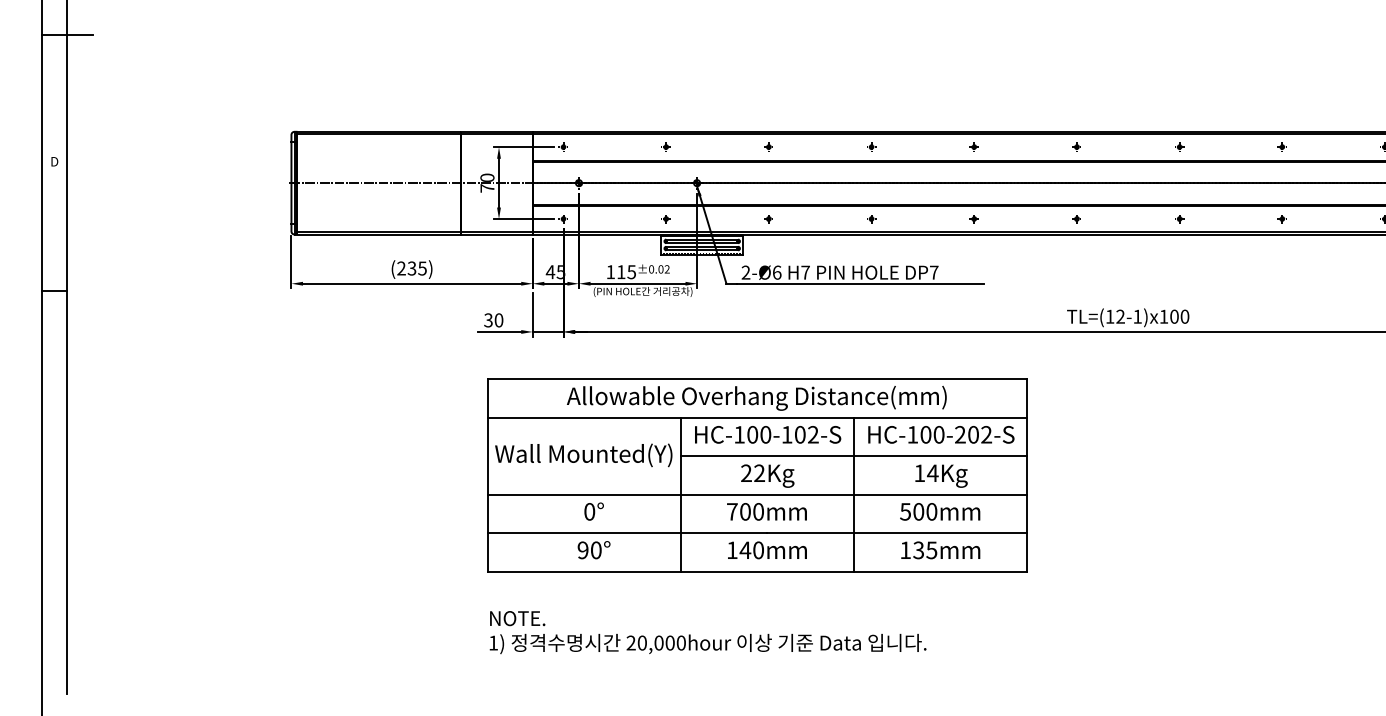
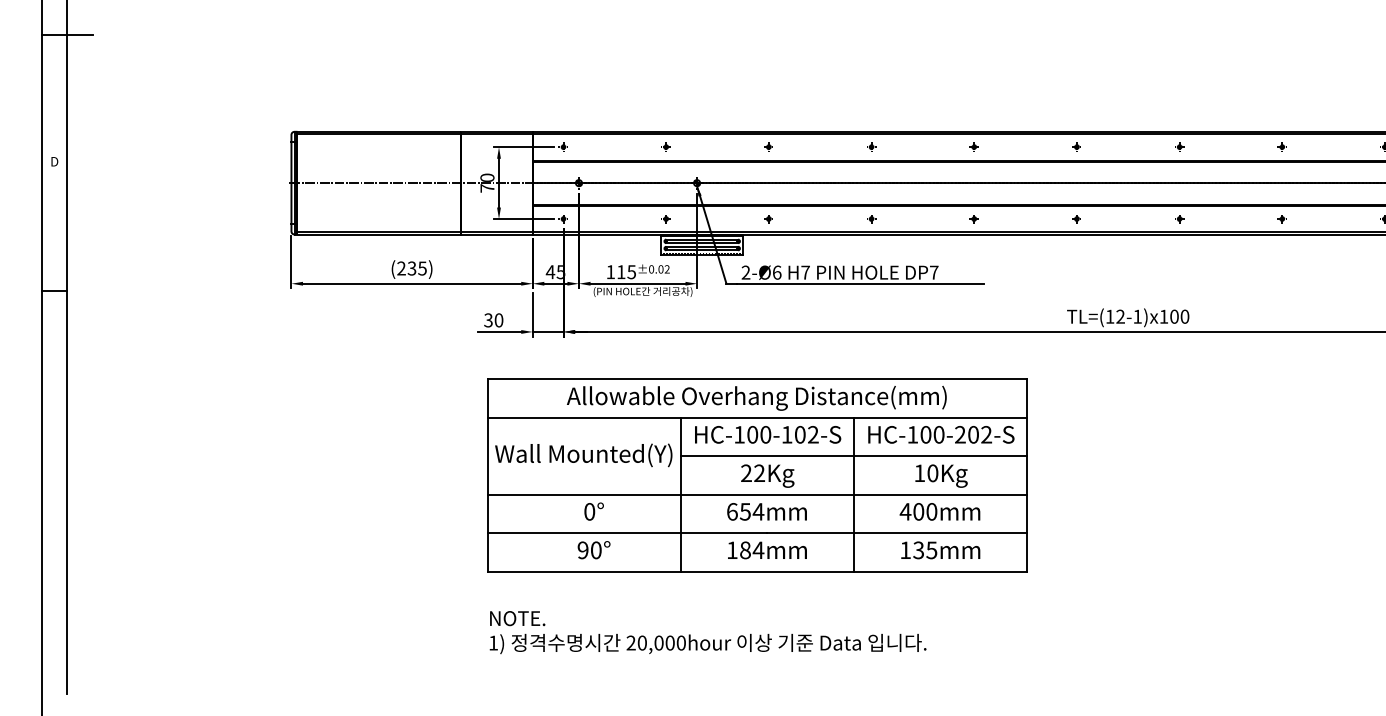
text: 14Kg -> 10Kg (932, 473)
text: 700mm -> 654mm (745, 511)
text: 500mm -> 400mm (905, 511)
text: 140mm -> 184mm (751, 550)
